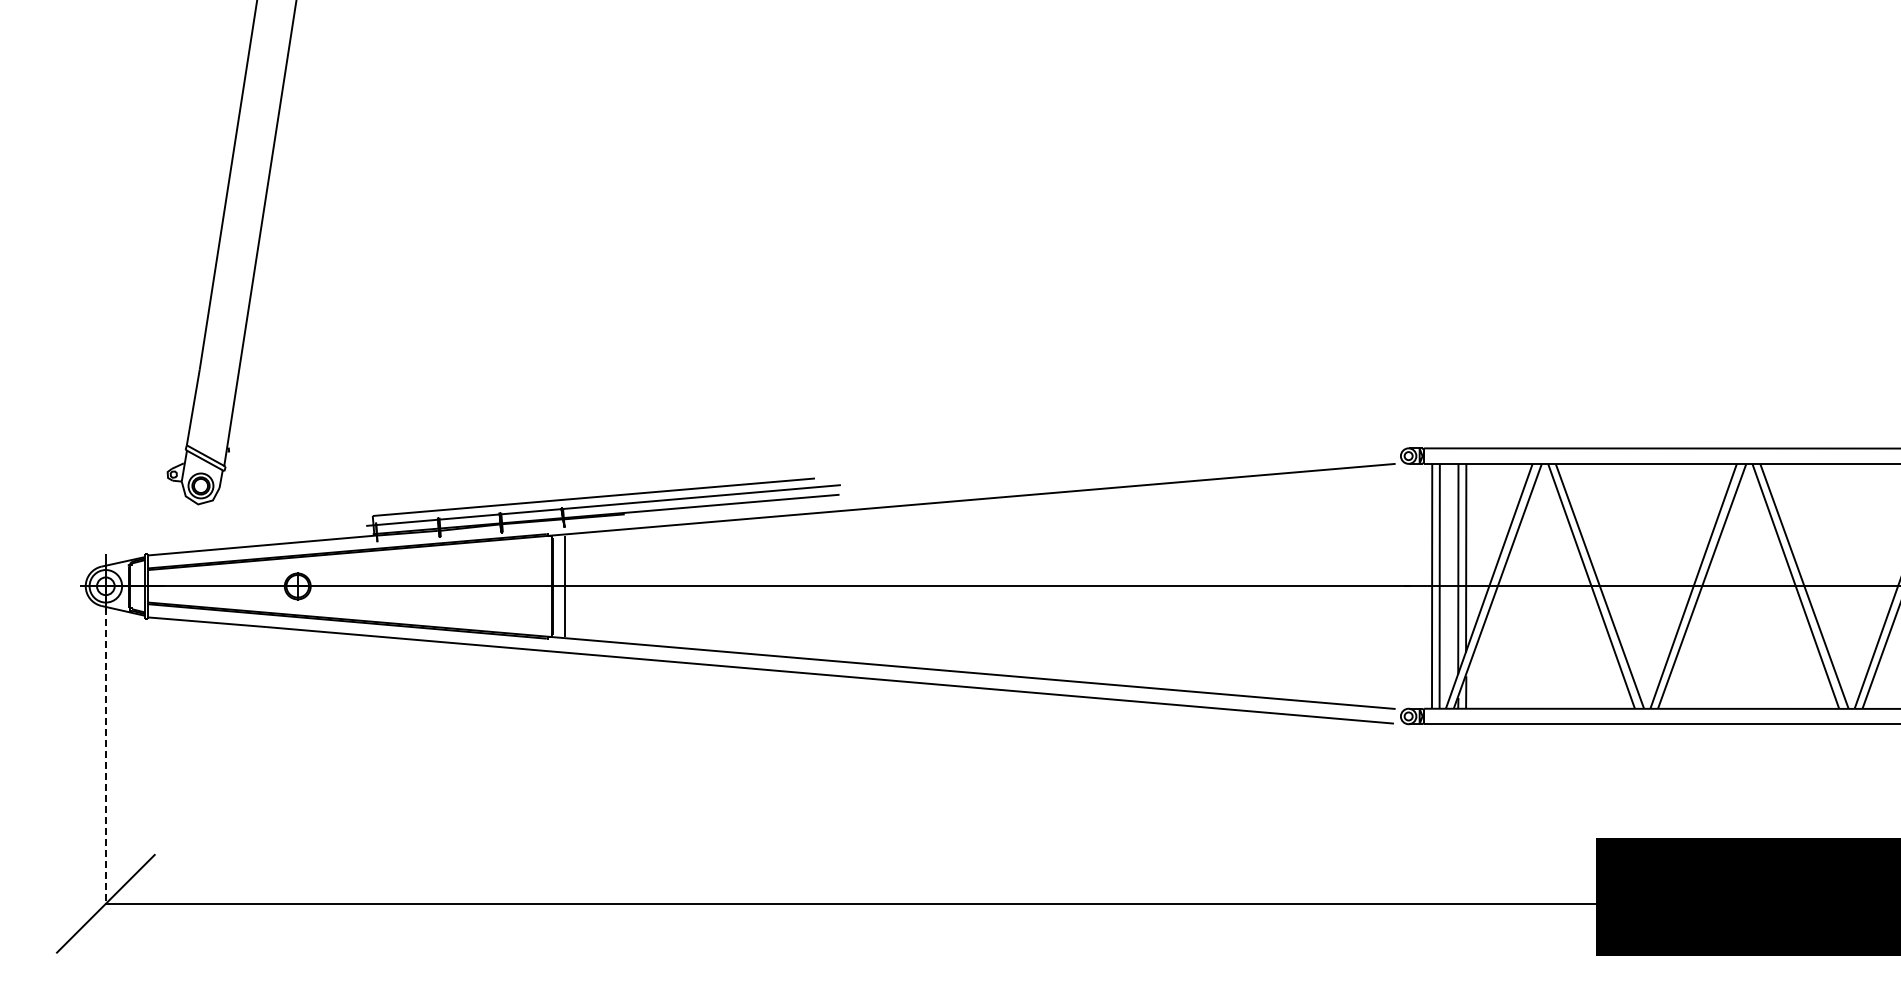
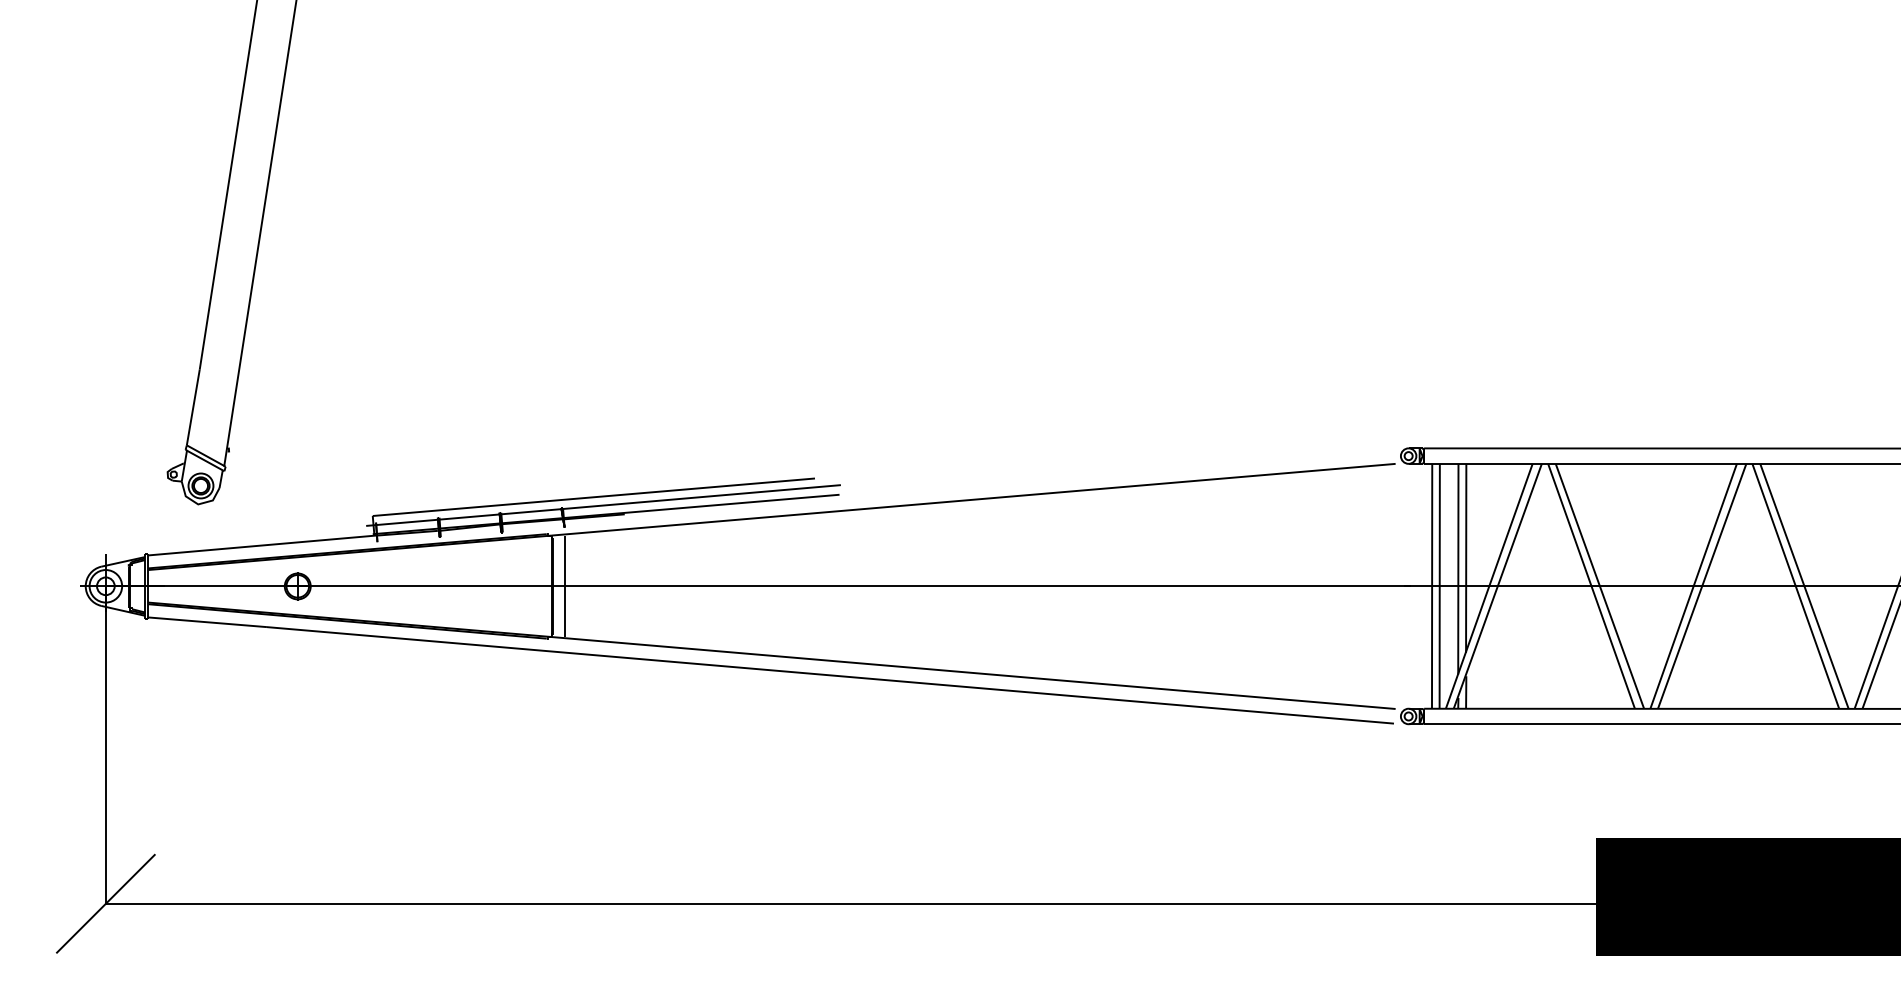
line: dashed -> solid (105, 745)
